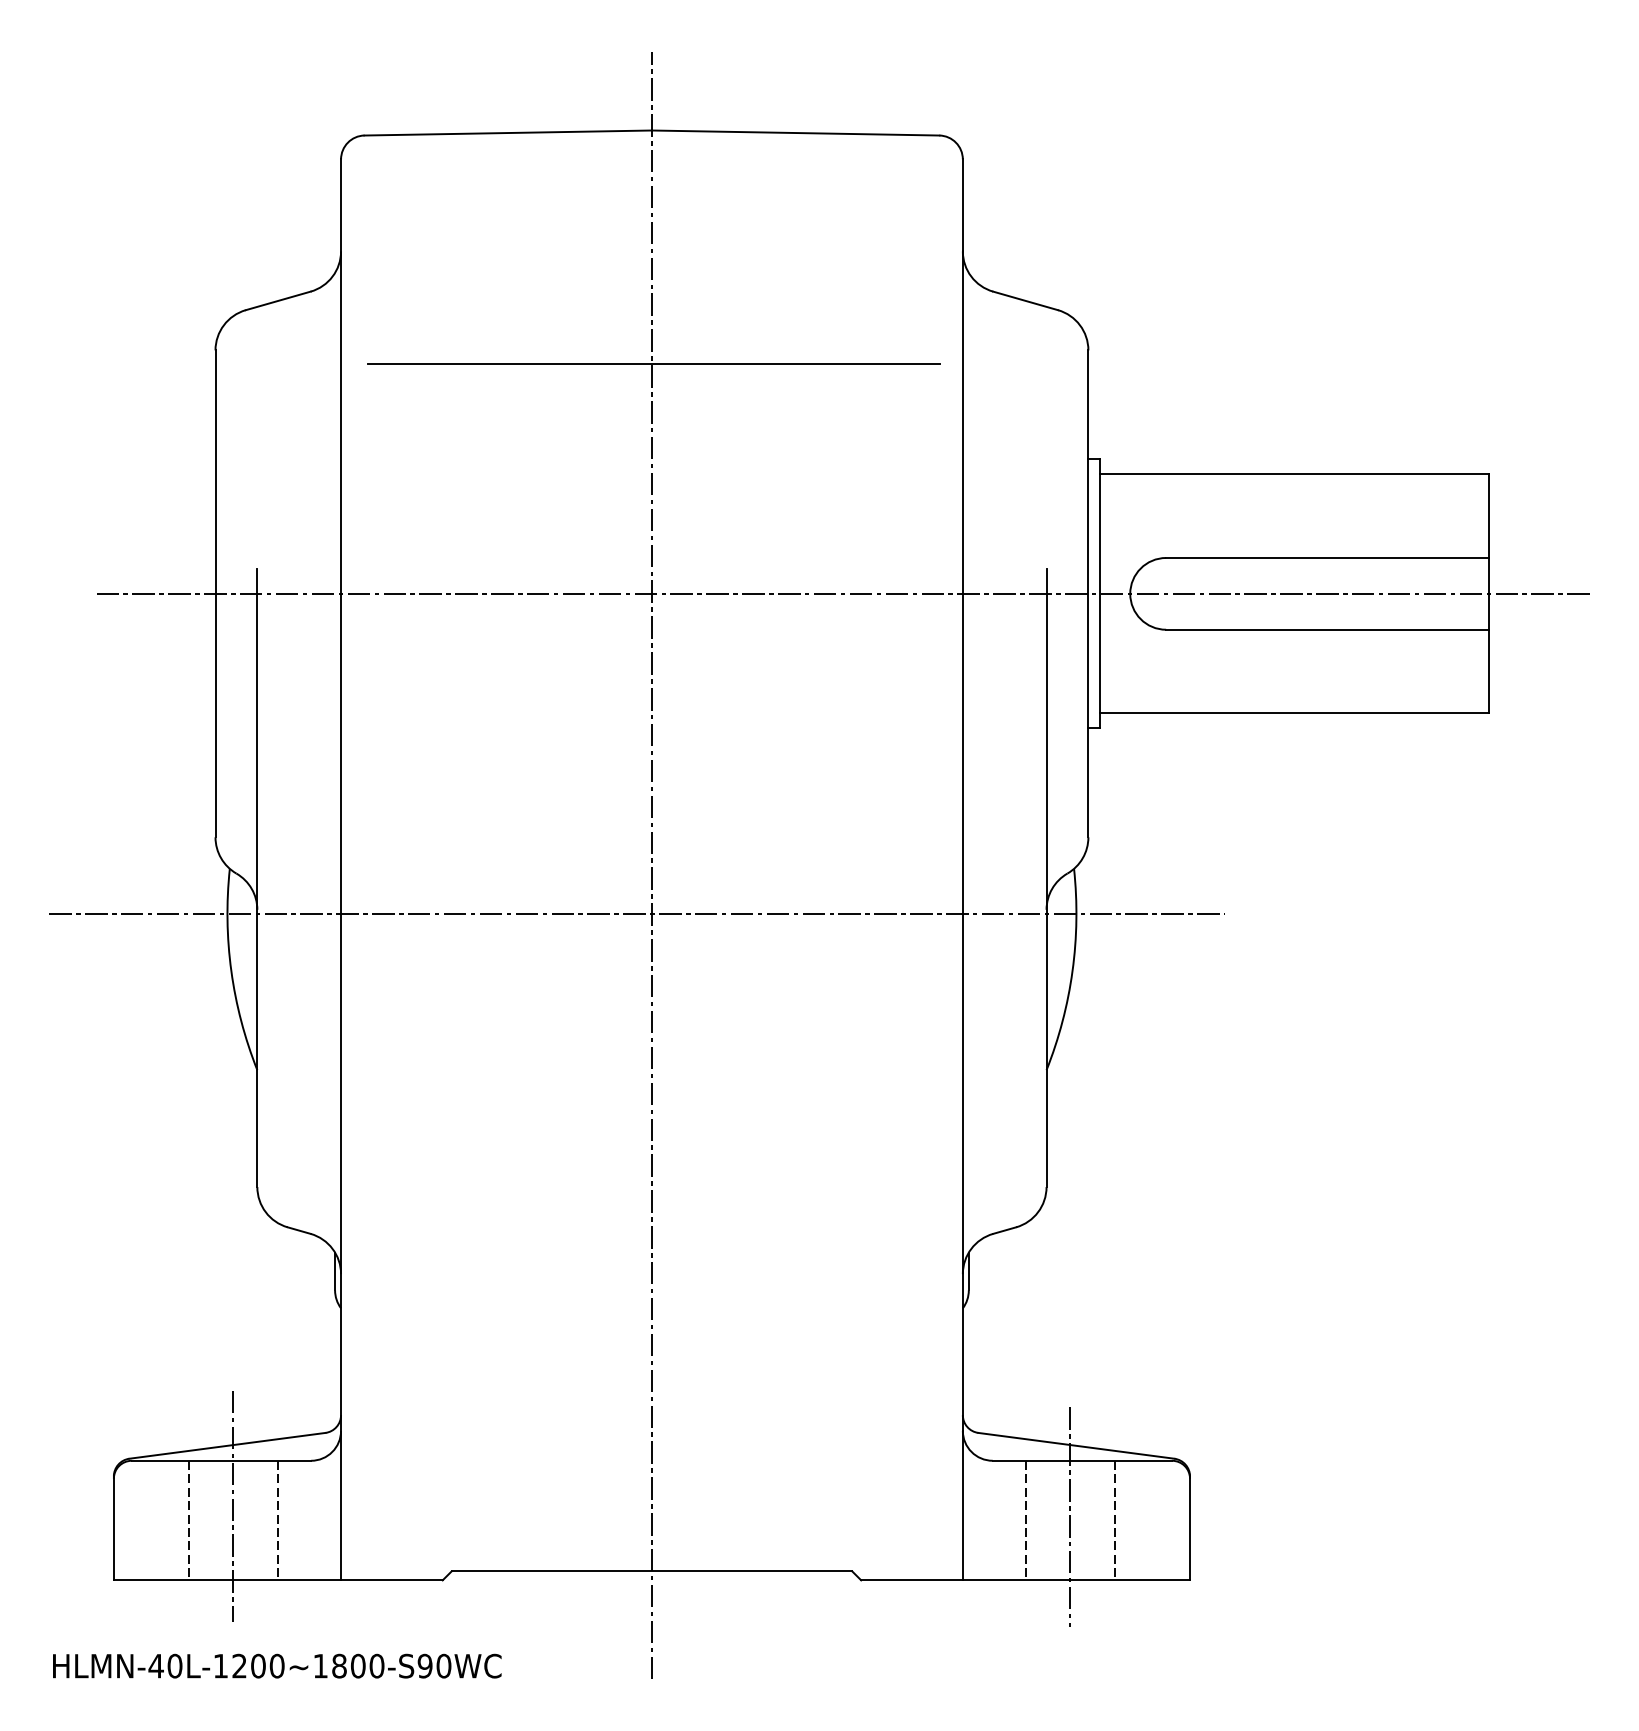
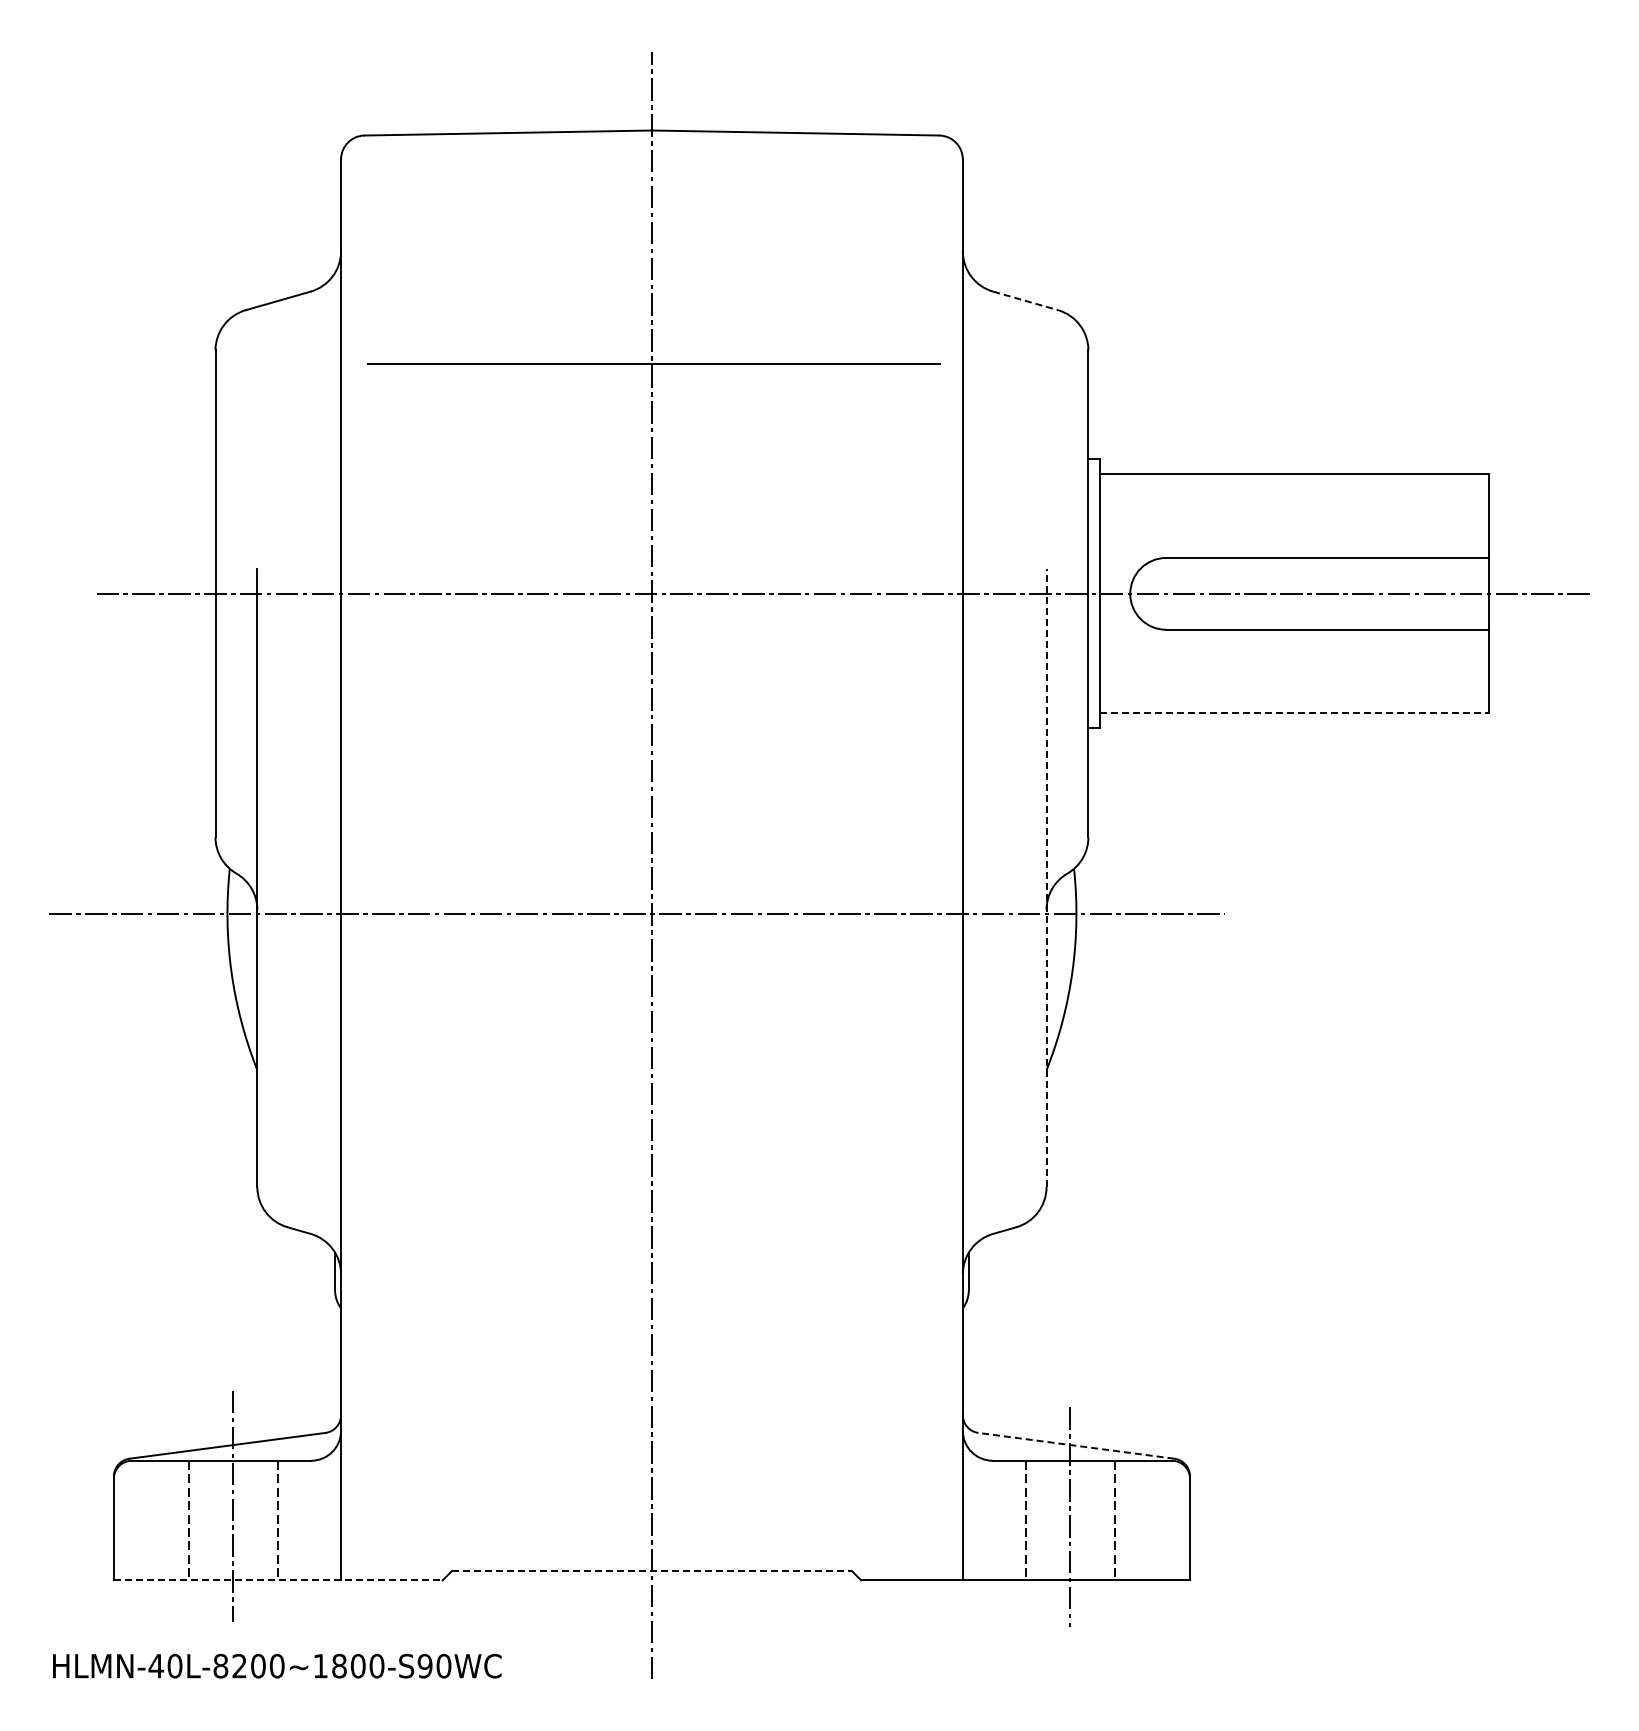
line: solid -> dashed (1025, 300)
line: solid -> dashed (1295, 713)
line: solid -> dashed (1046, 878)
line: solid -> dashed (1076, 1445)
line: solid -> dashed (652, 1571)
line: solid -> dashed (278, 1580)
text: HLMN-40L-1200~1800-S90WC -> HLMN-40L-8200~1800-S90WC (220, 1665)
